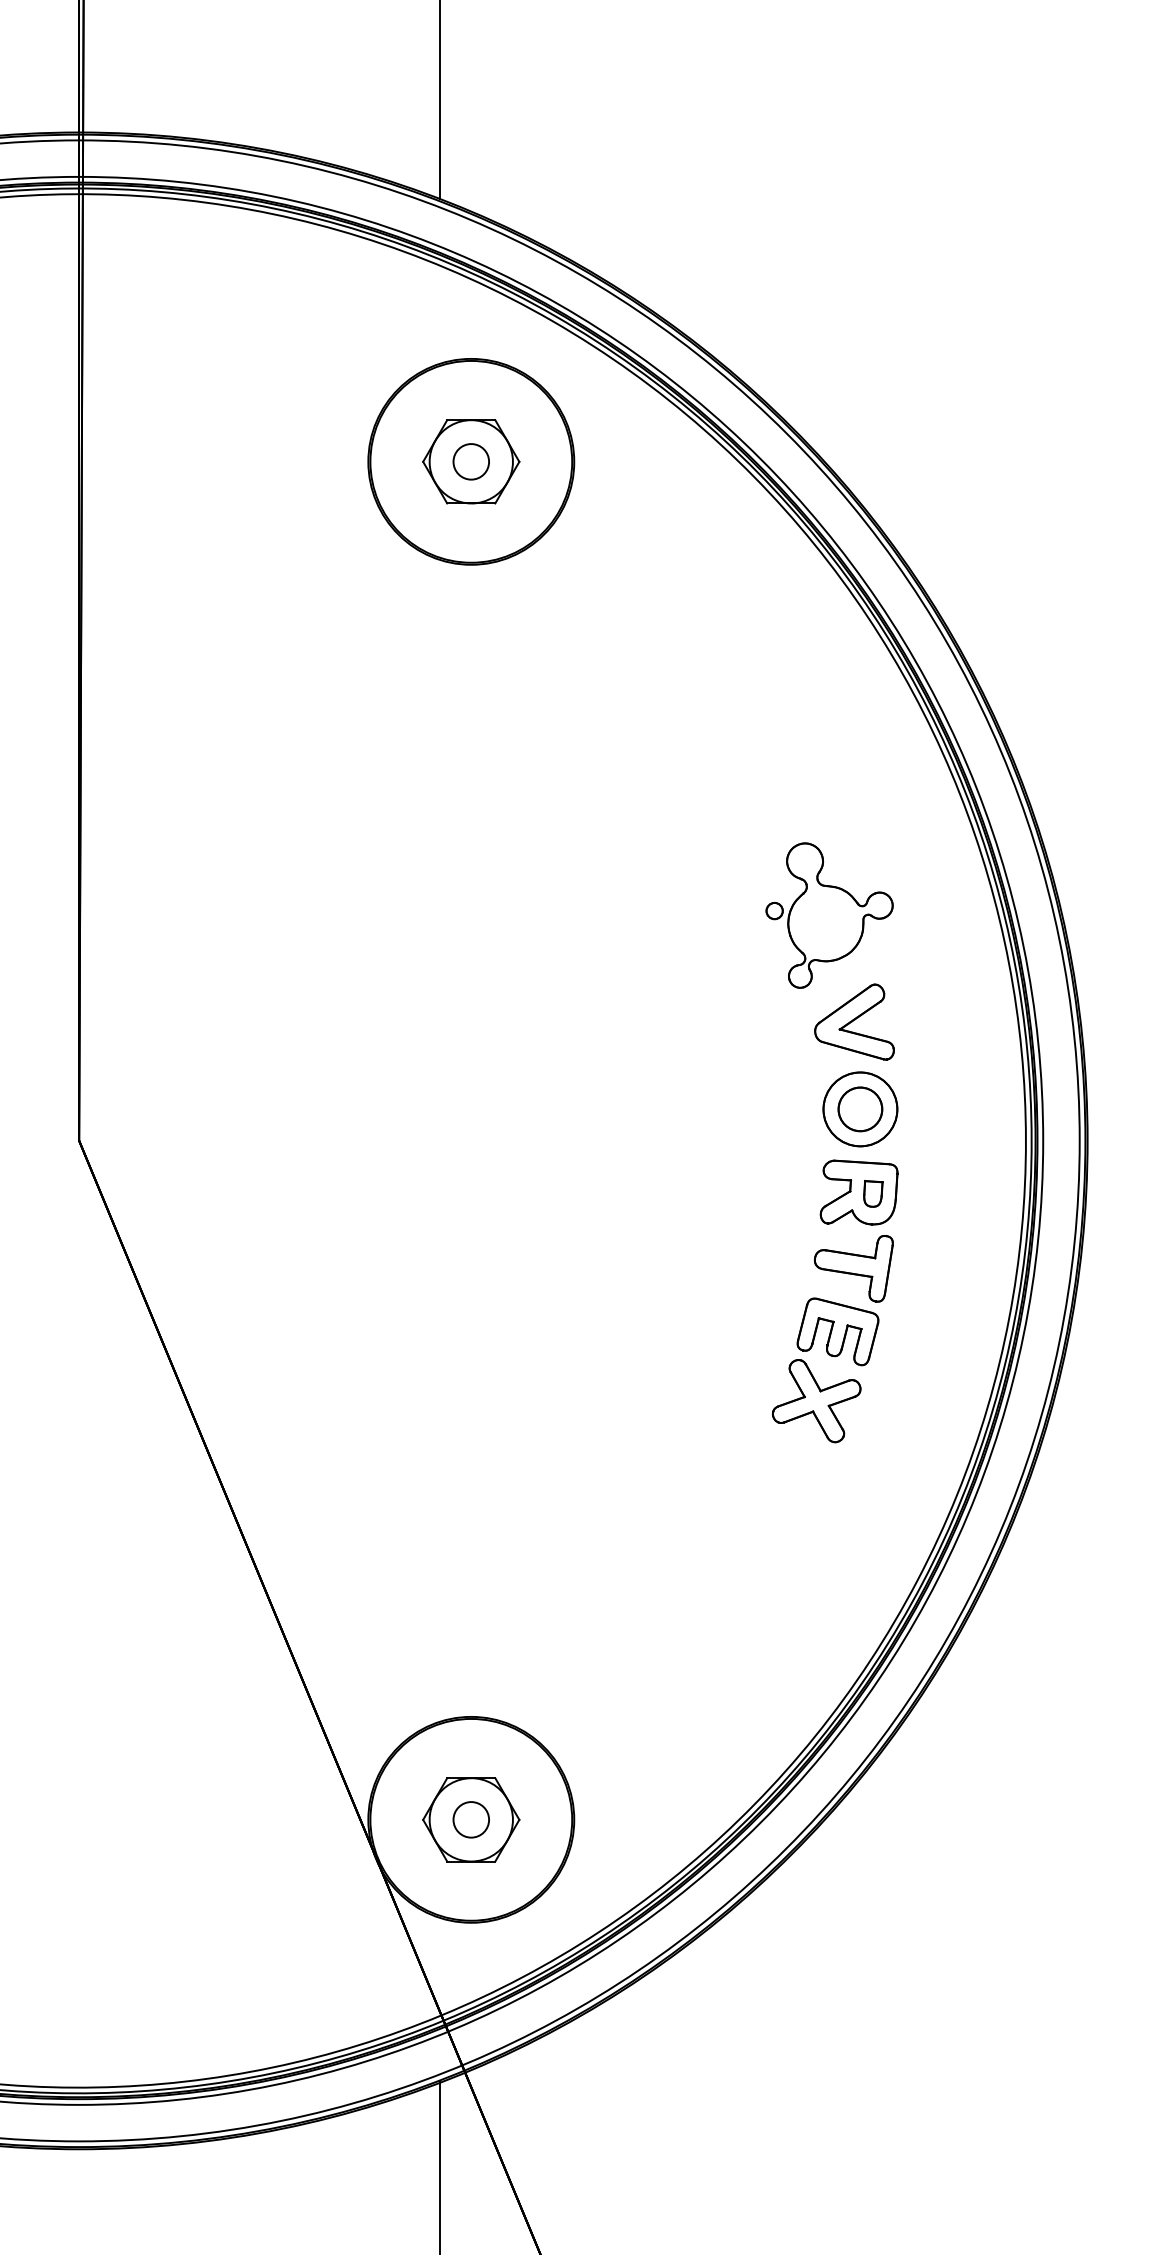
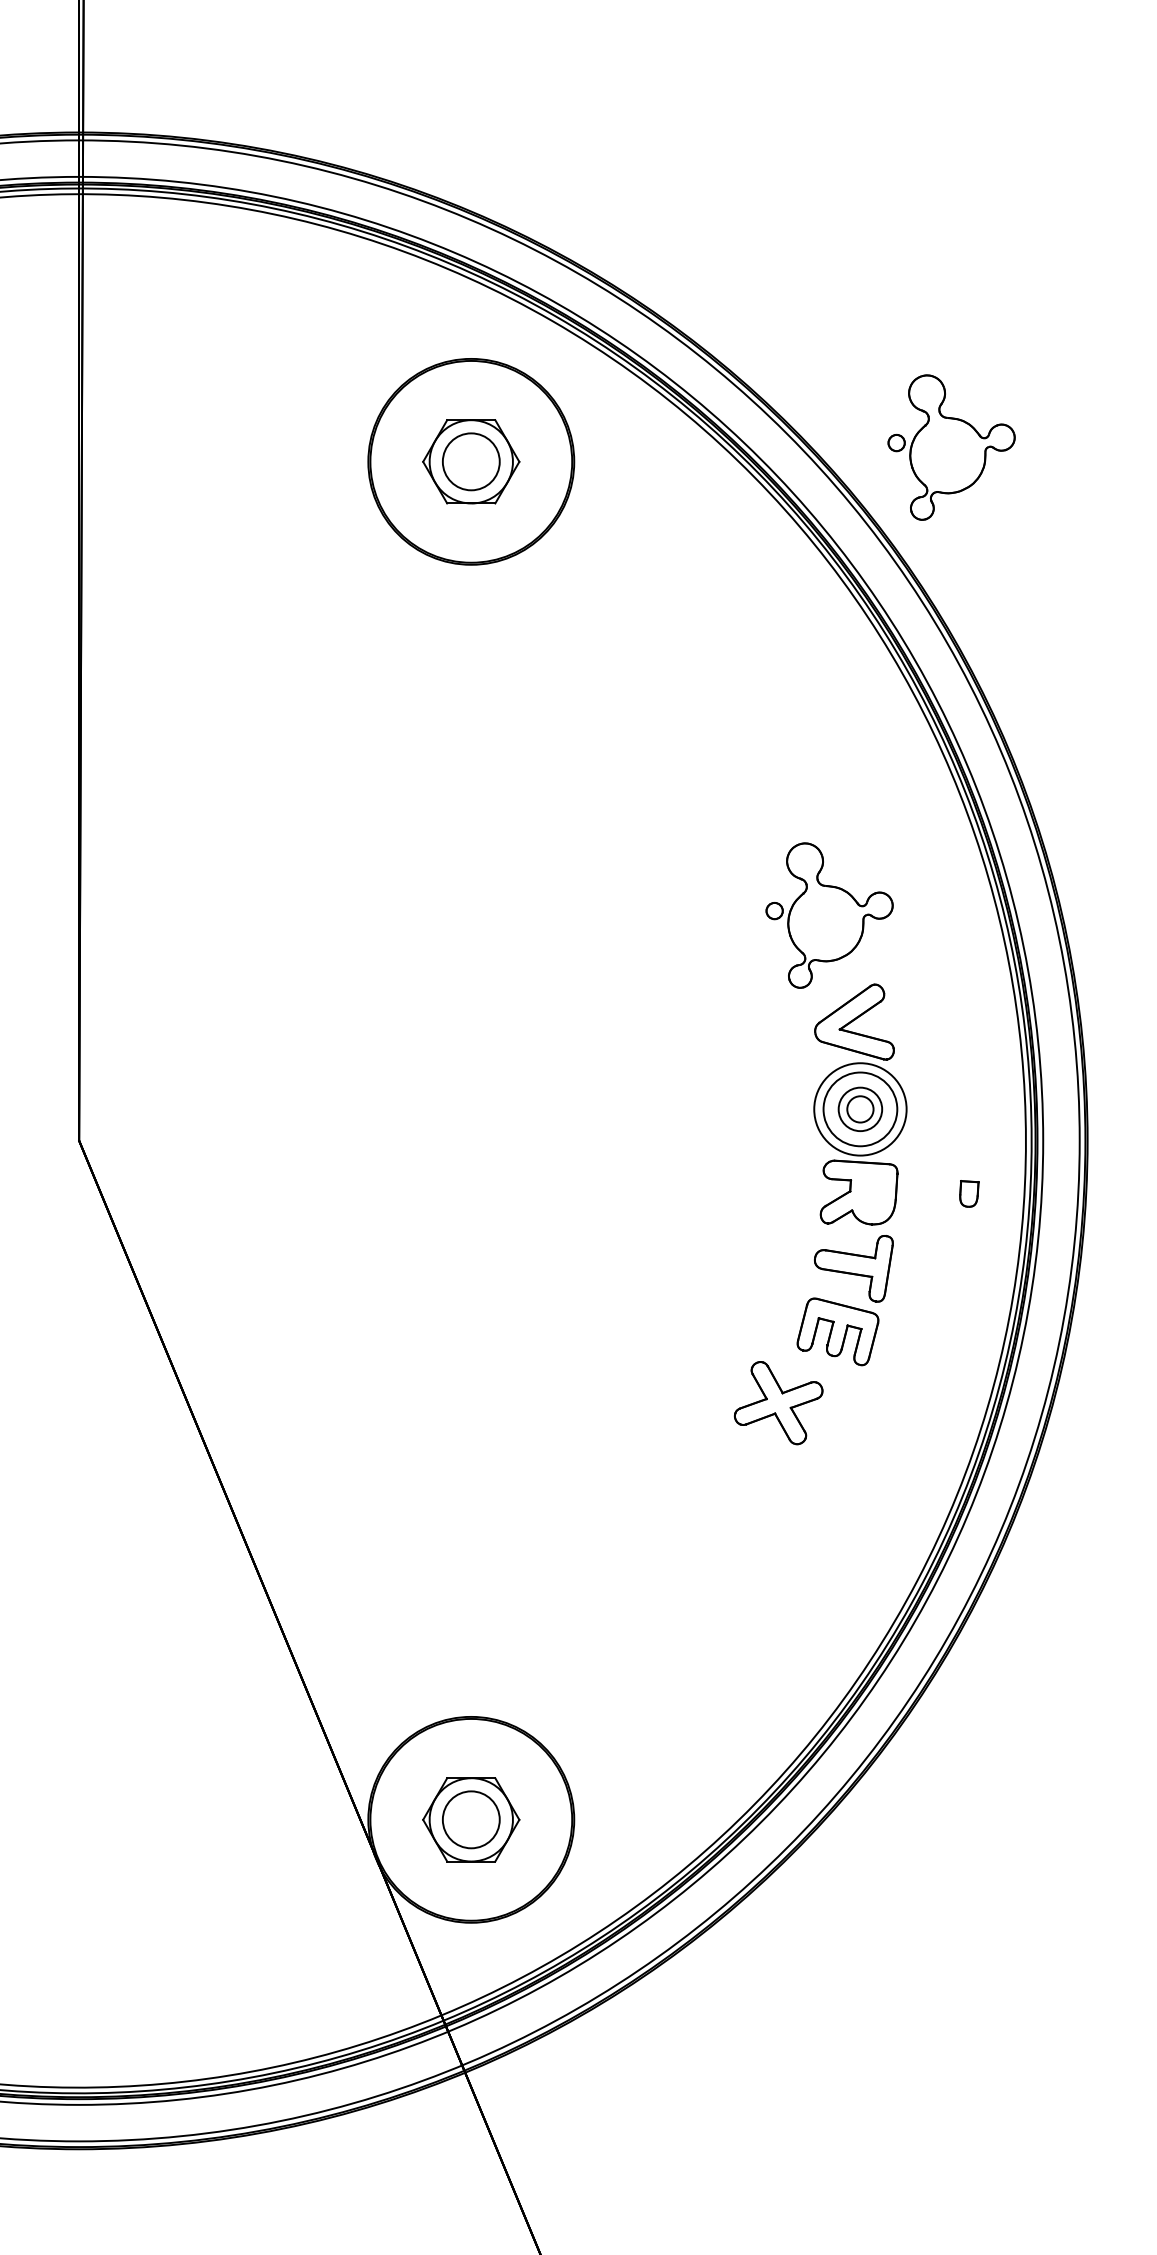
line: present -> none (440, 100)
part: none -> present (951, 447)
circle diameter: 36 px -> 57 px (470, 461)
circle diameter: 44 px -> 26 px (860, 1109)
circle diameter: 74 px -> 92 px (860, 1109)
part position: (873, 1193) -> (969, 1193) (969, 1193)
part position: (816, 1401) -> (778, 1403) (778, 1403)
circle diameter: 36 px -> 57 px (470, 1819)
line: present -> none (440, 2166)
